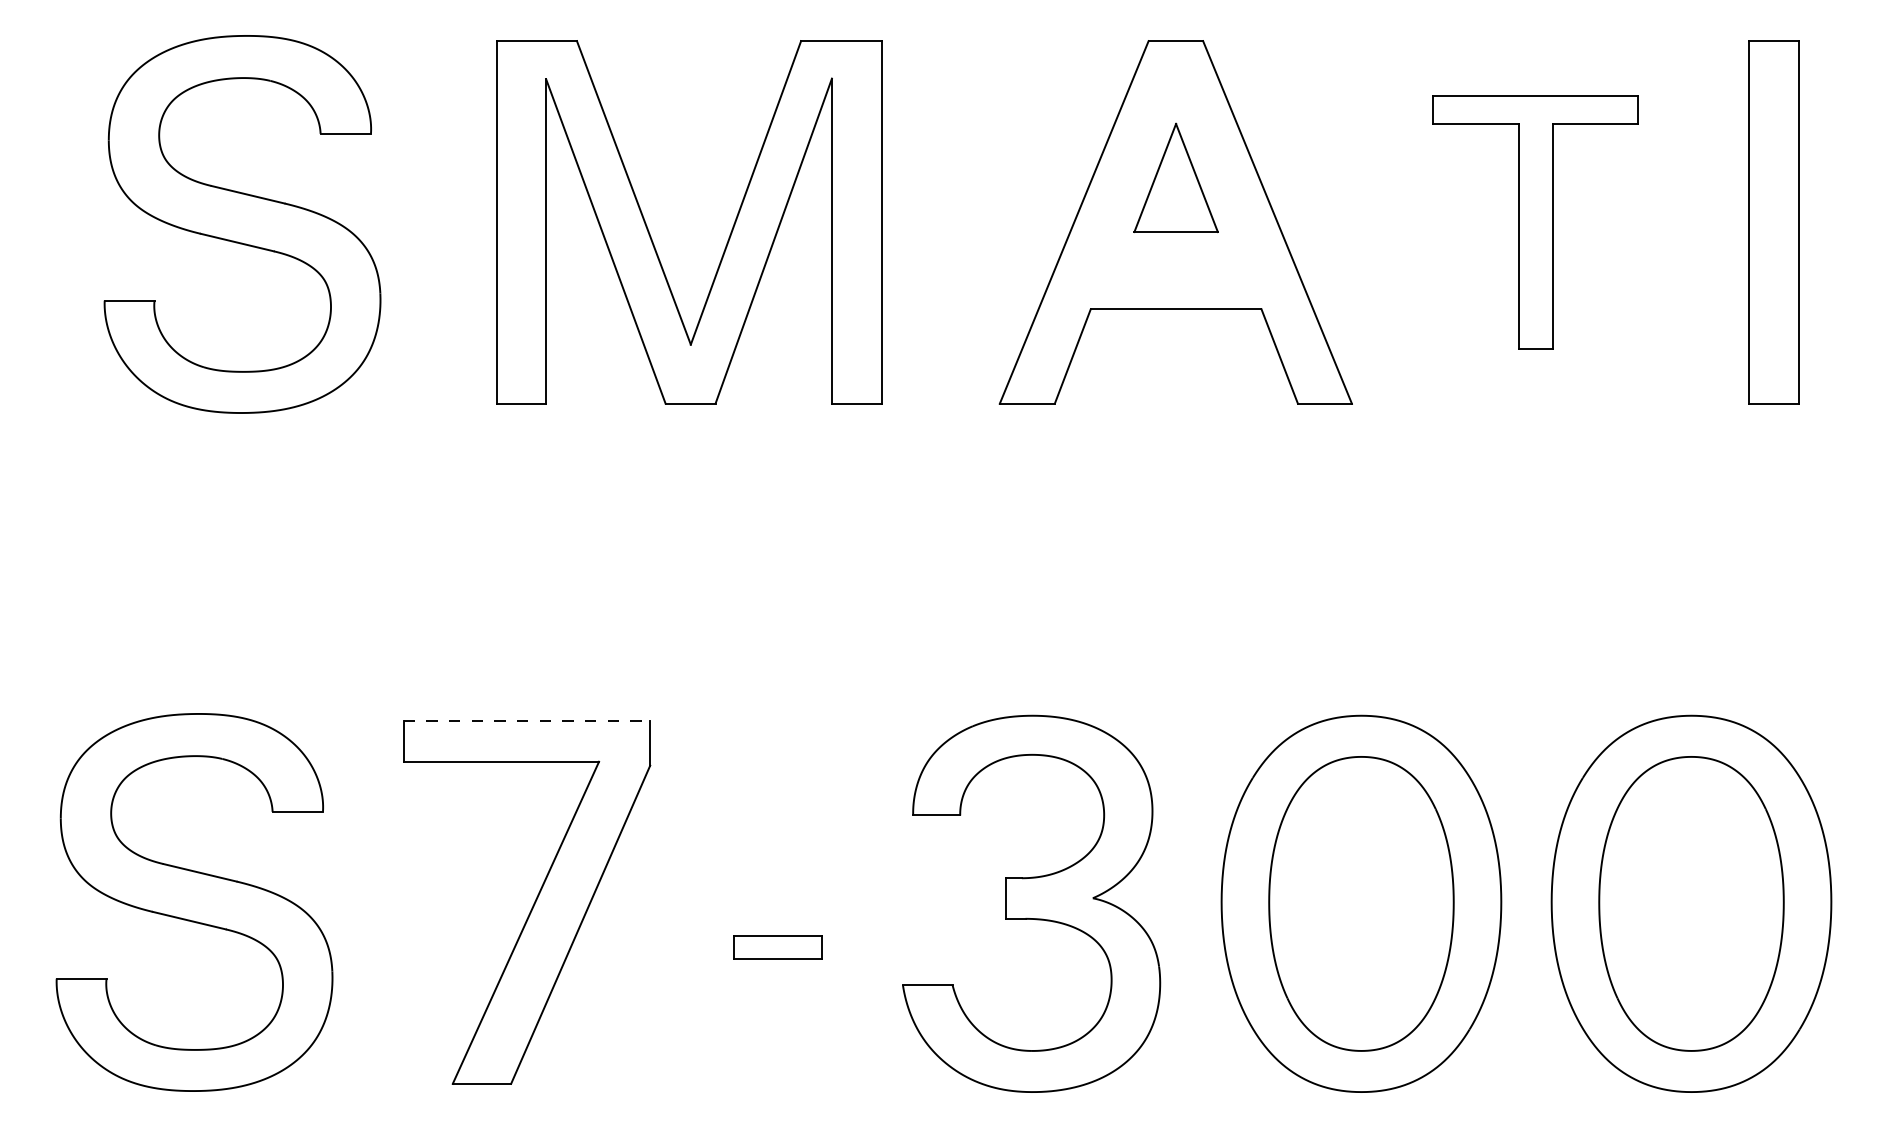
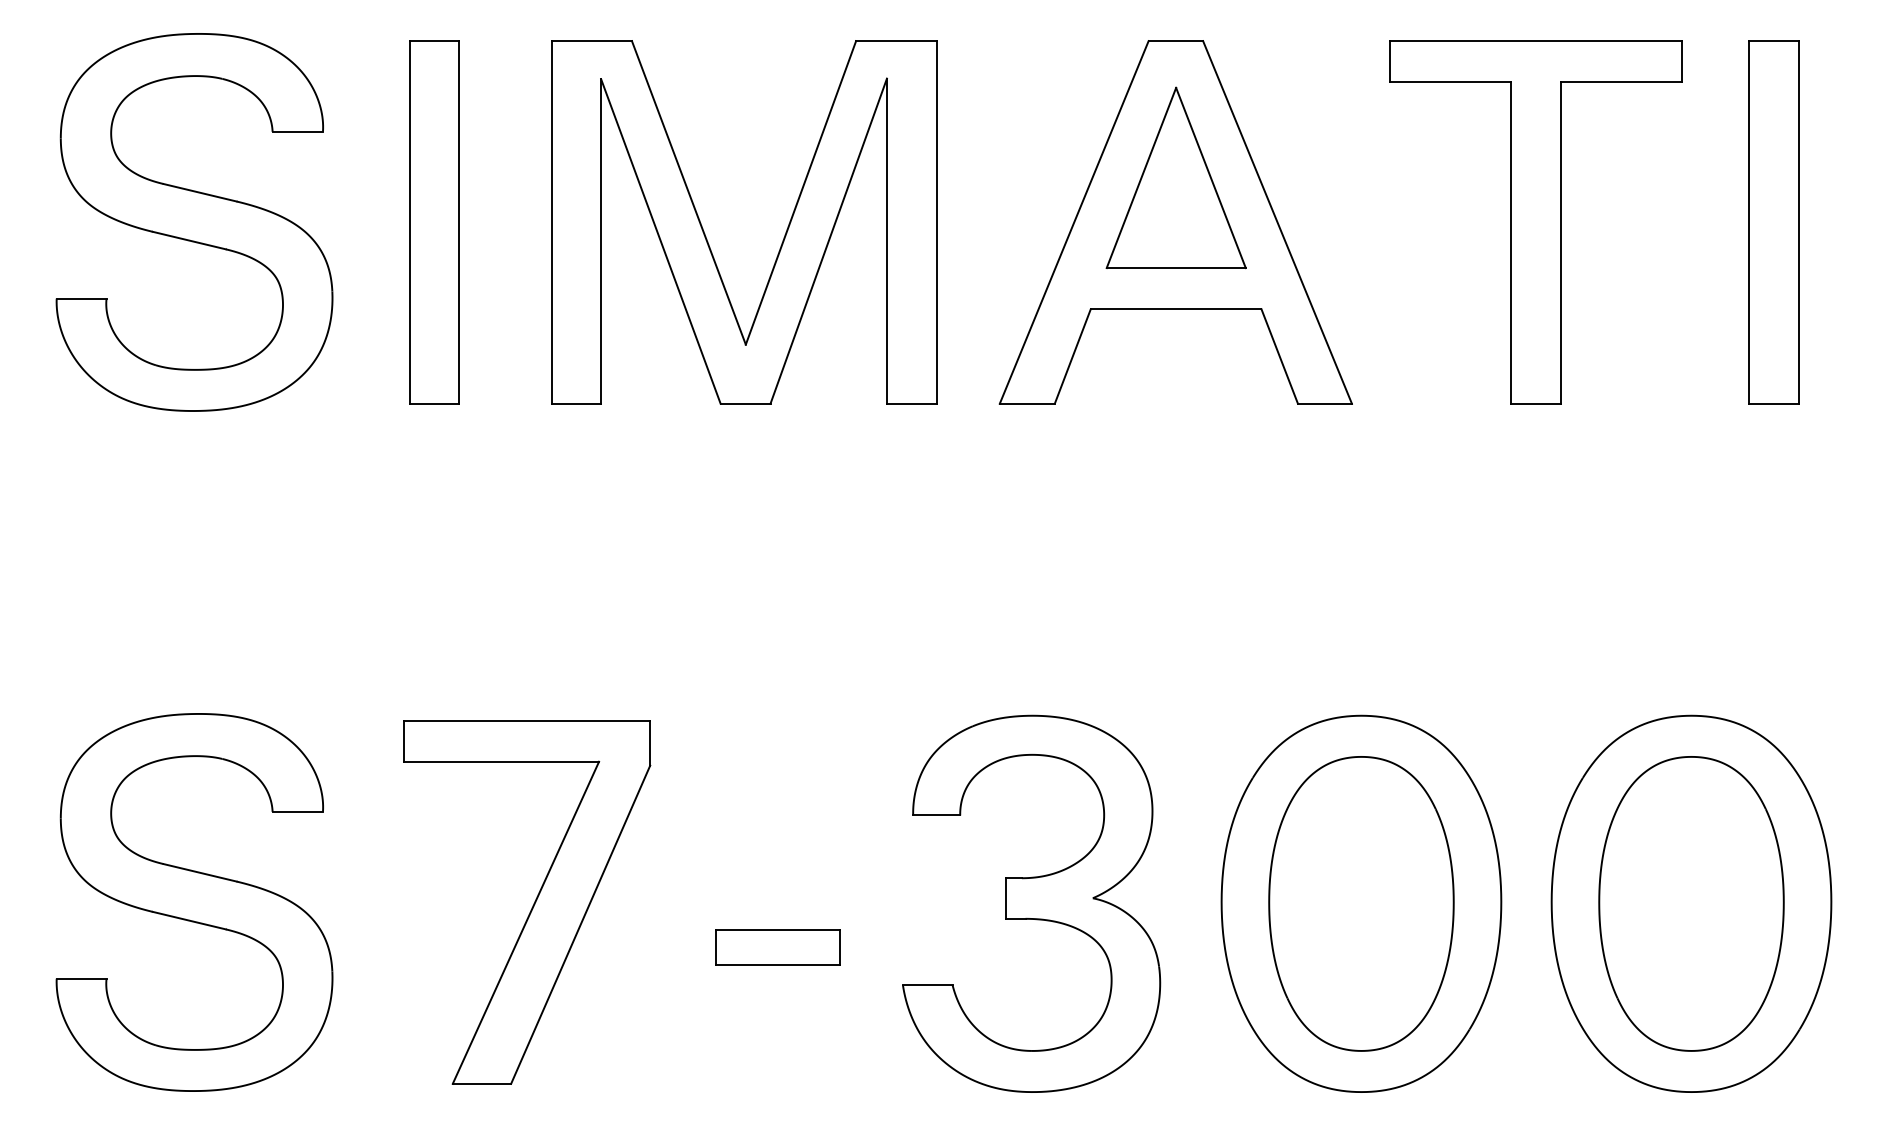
part size: 86x111 px -> 142x184 px (1175, 177)
part: none -> present (434, 222)
part size: 207x255 px -> 294x365 px (1535, 222)
part position: (242, 224) -> (194, 222) (194, 222)
part position: (651, 236) -> (706, 236) (706, 236)
line: dashed -> solid (527, 721)
part size: 90x25 px -> 126x37 px (777, 947)
